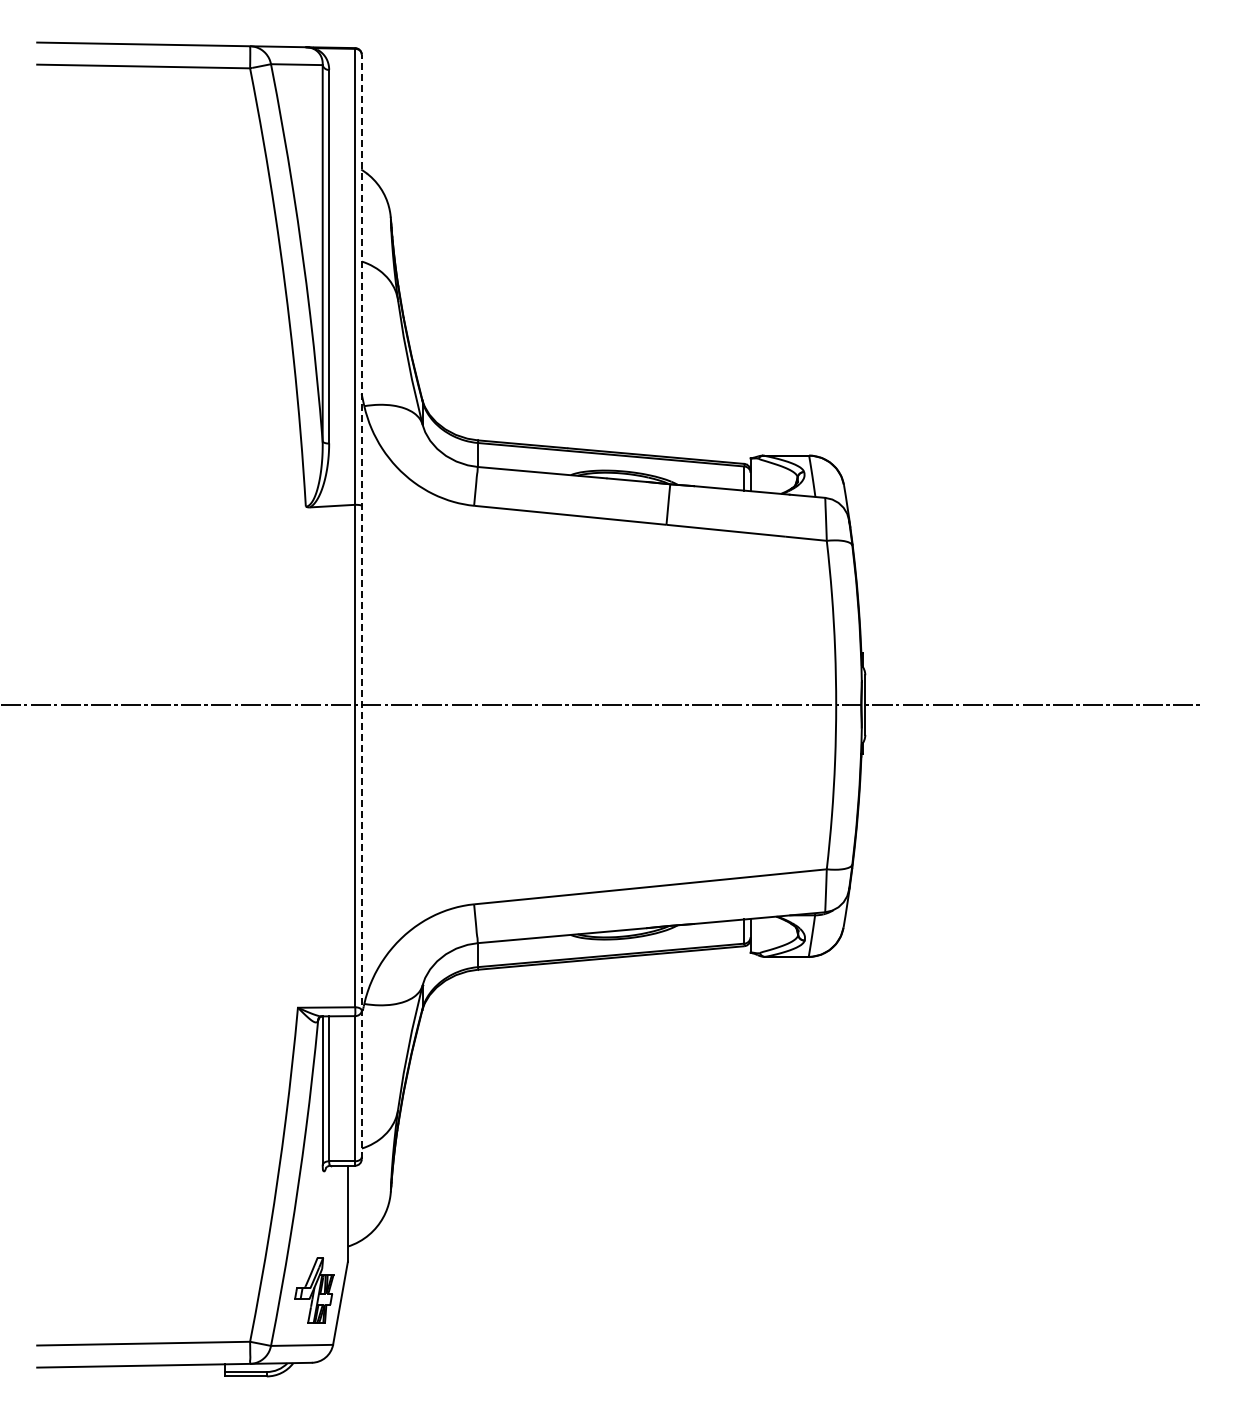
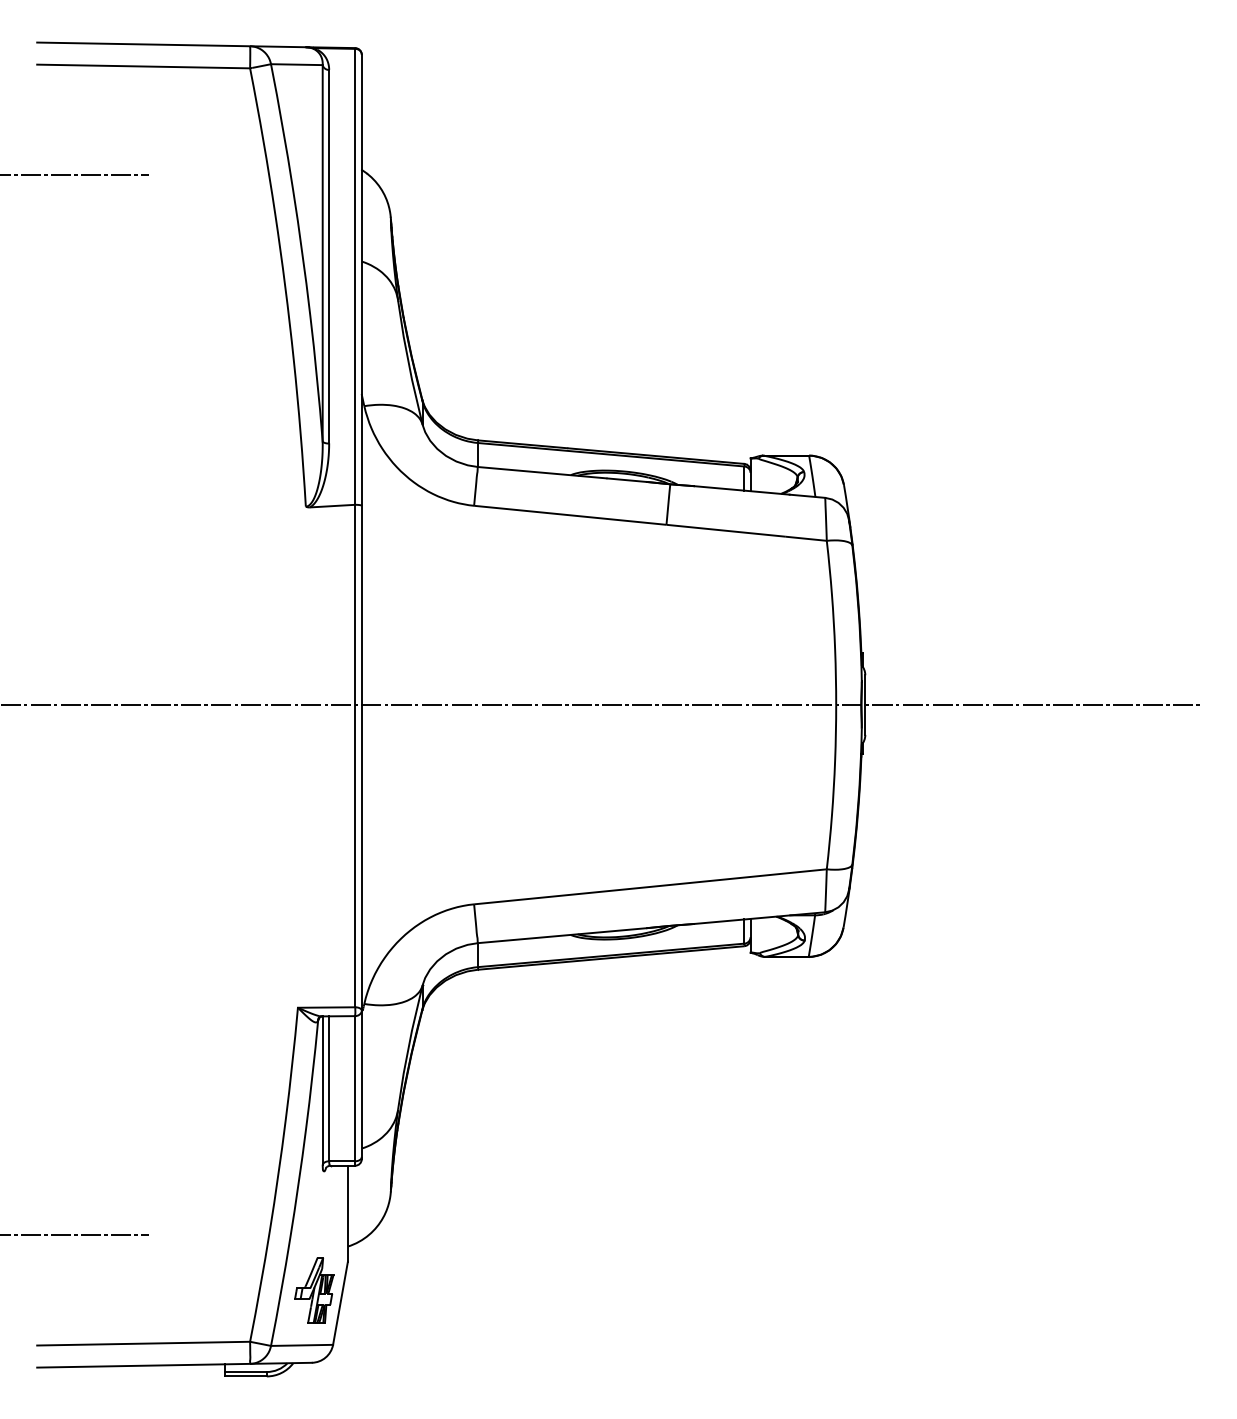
line: none -> present (75, 174)
line: dashed -> solid (361, 606)
line: none -> present (75, 1234)
